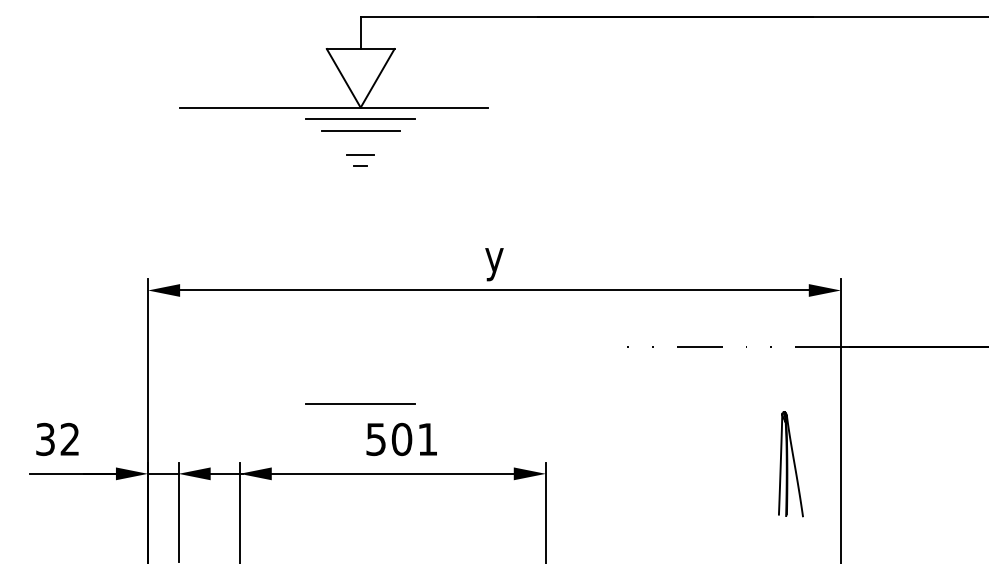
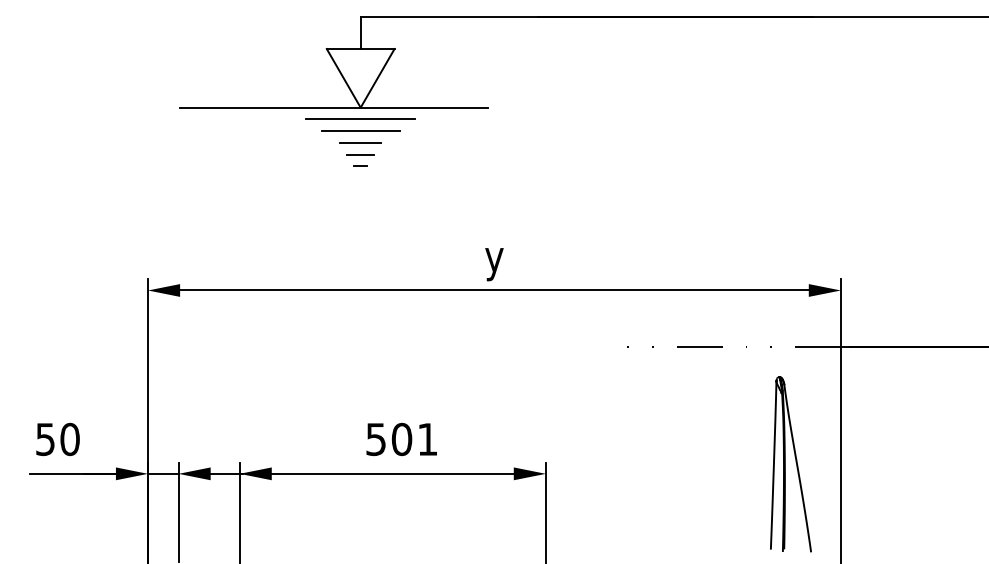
line: none -> present (360, 142)
line: present -> none (360, 403)
text: 32 -> 50 (57, 439)
part size: 26x107 px -> 42x177 px (790, 464)
